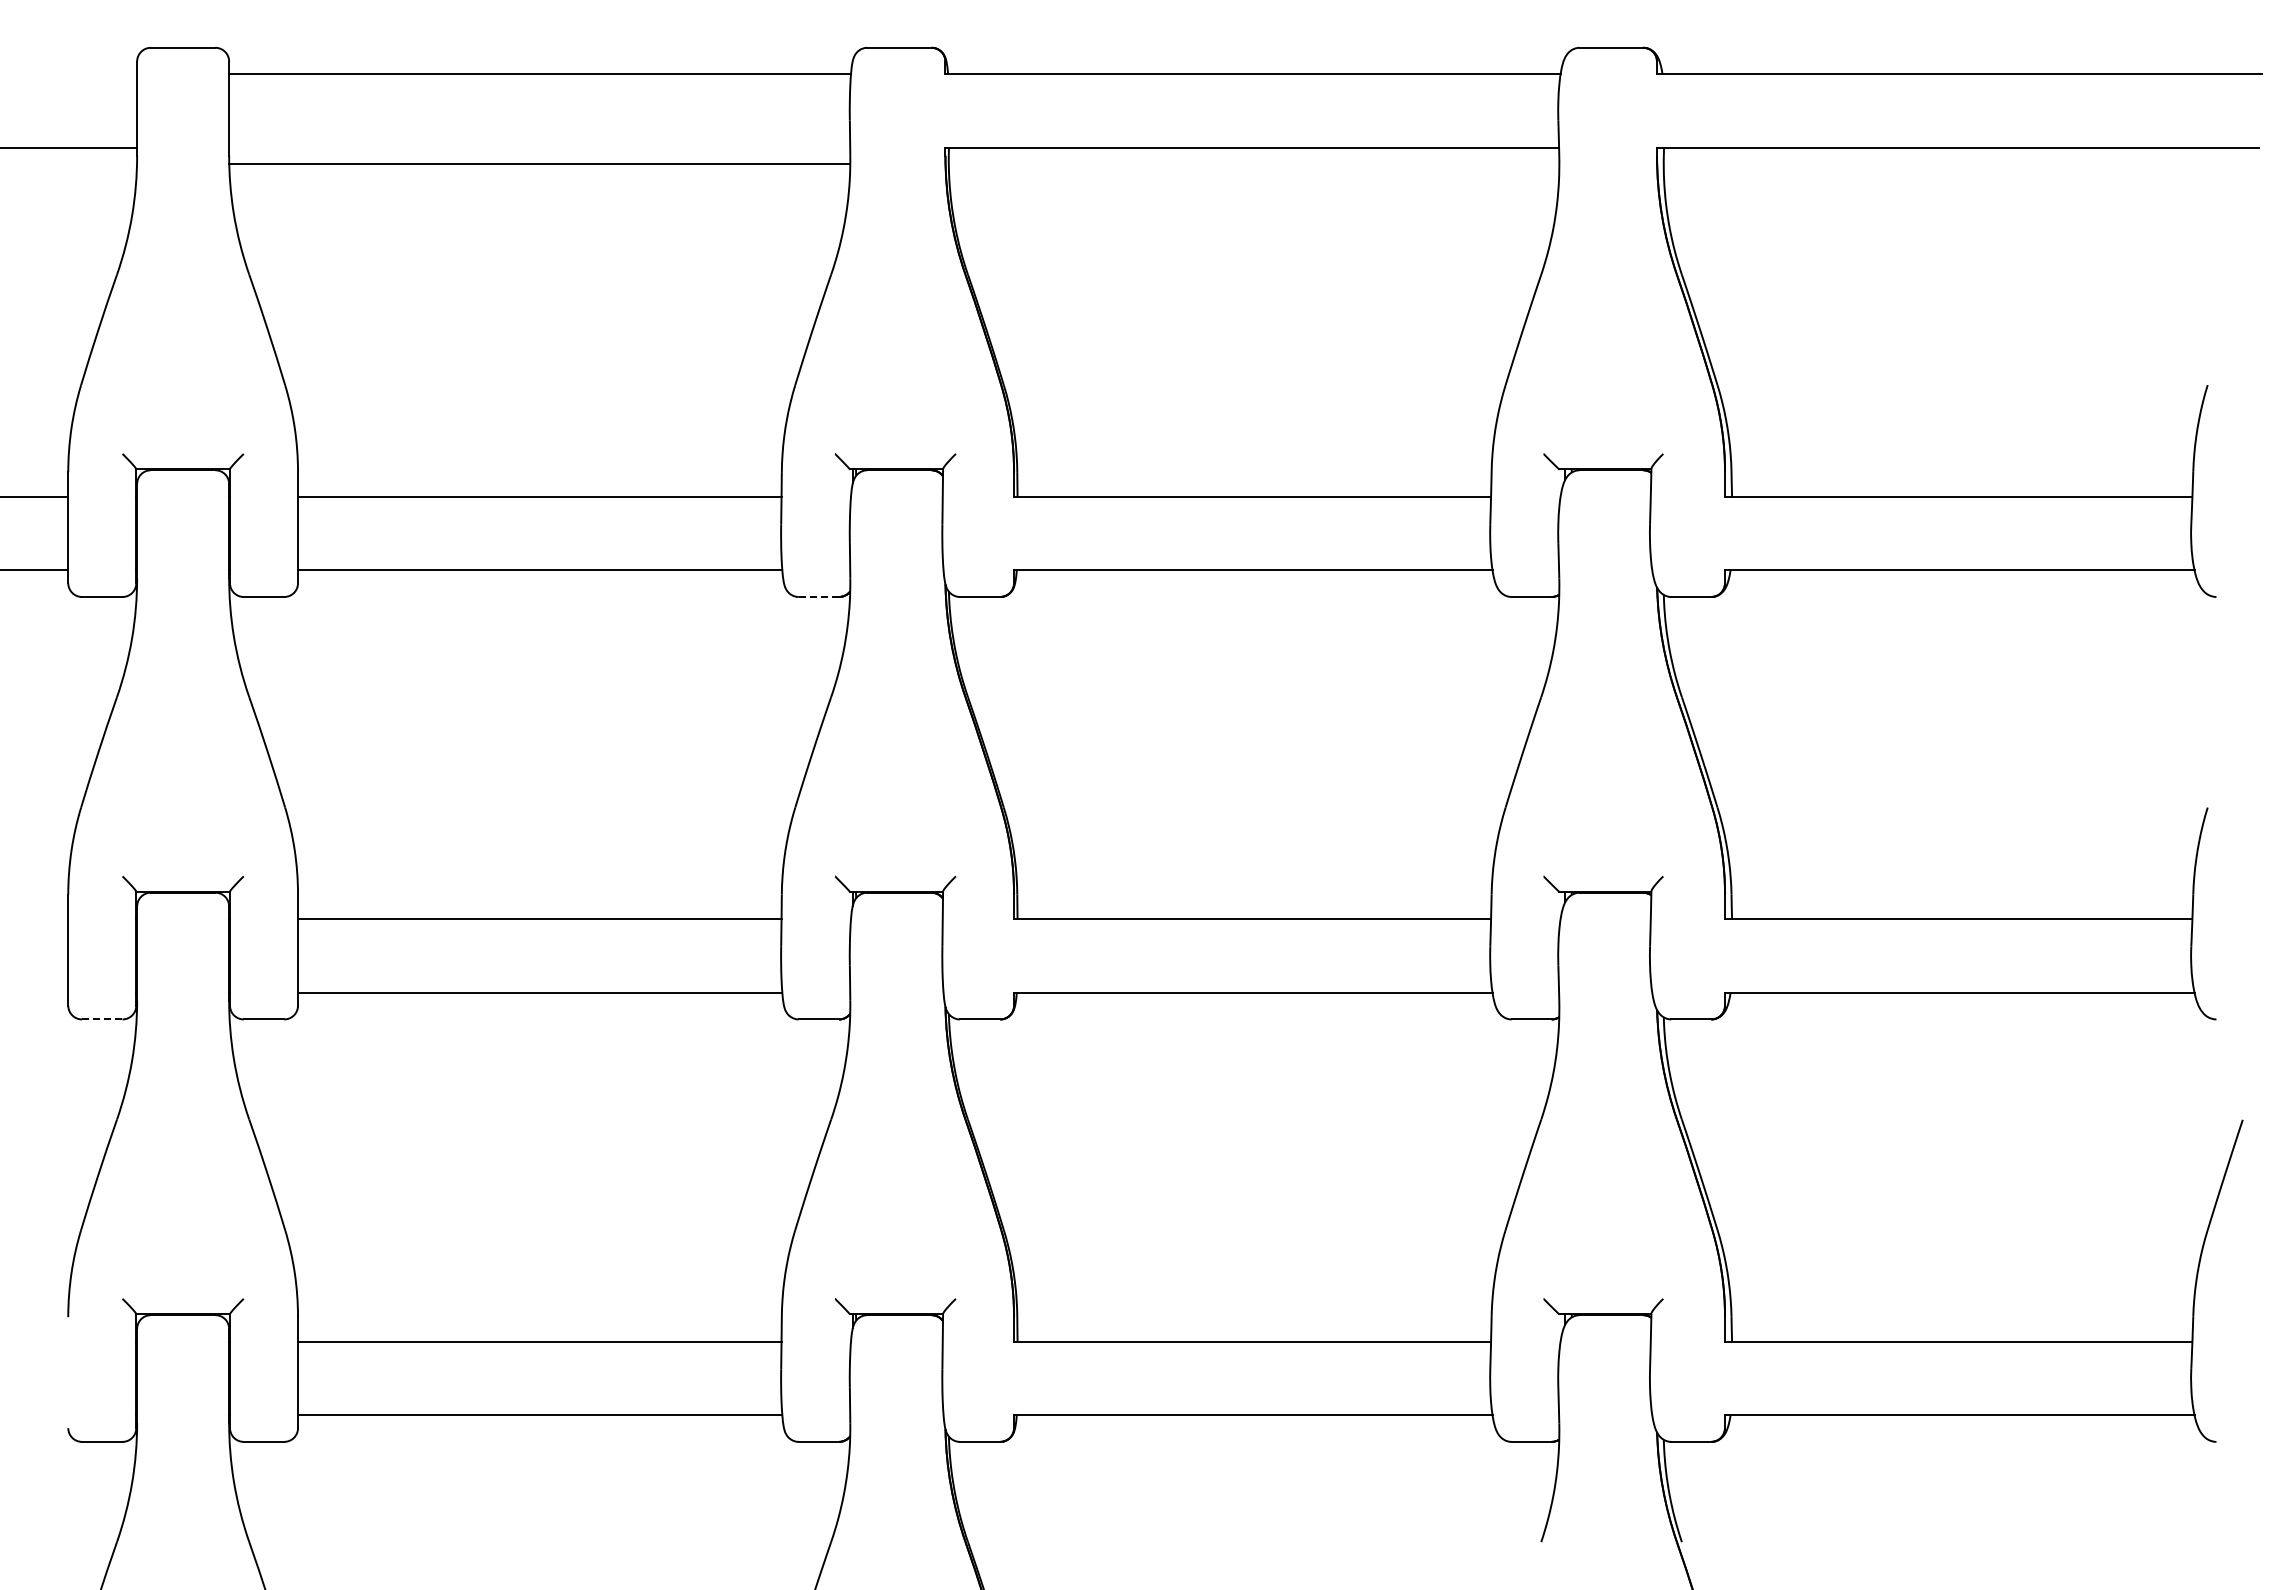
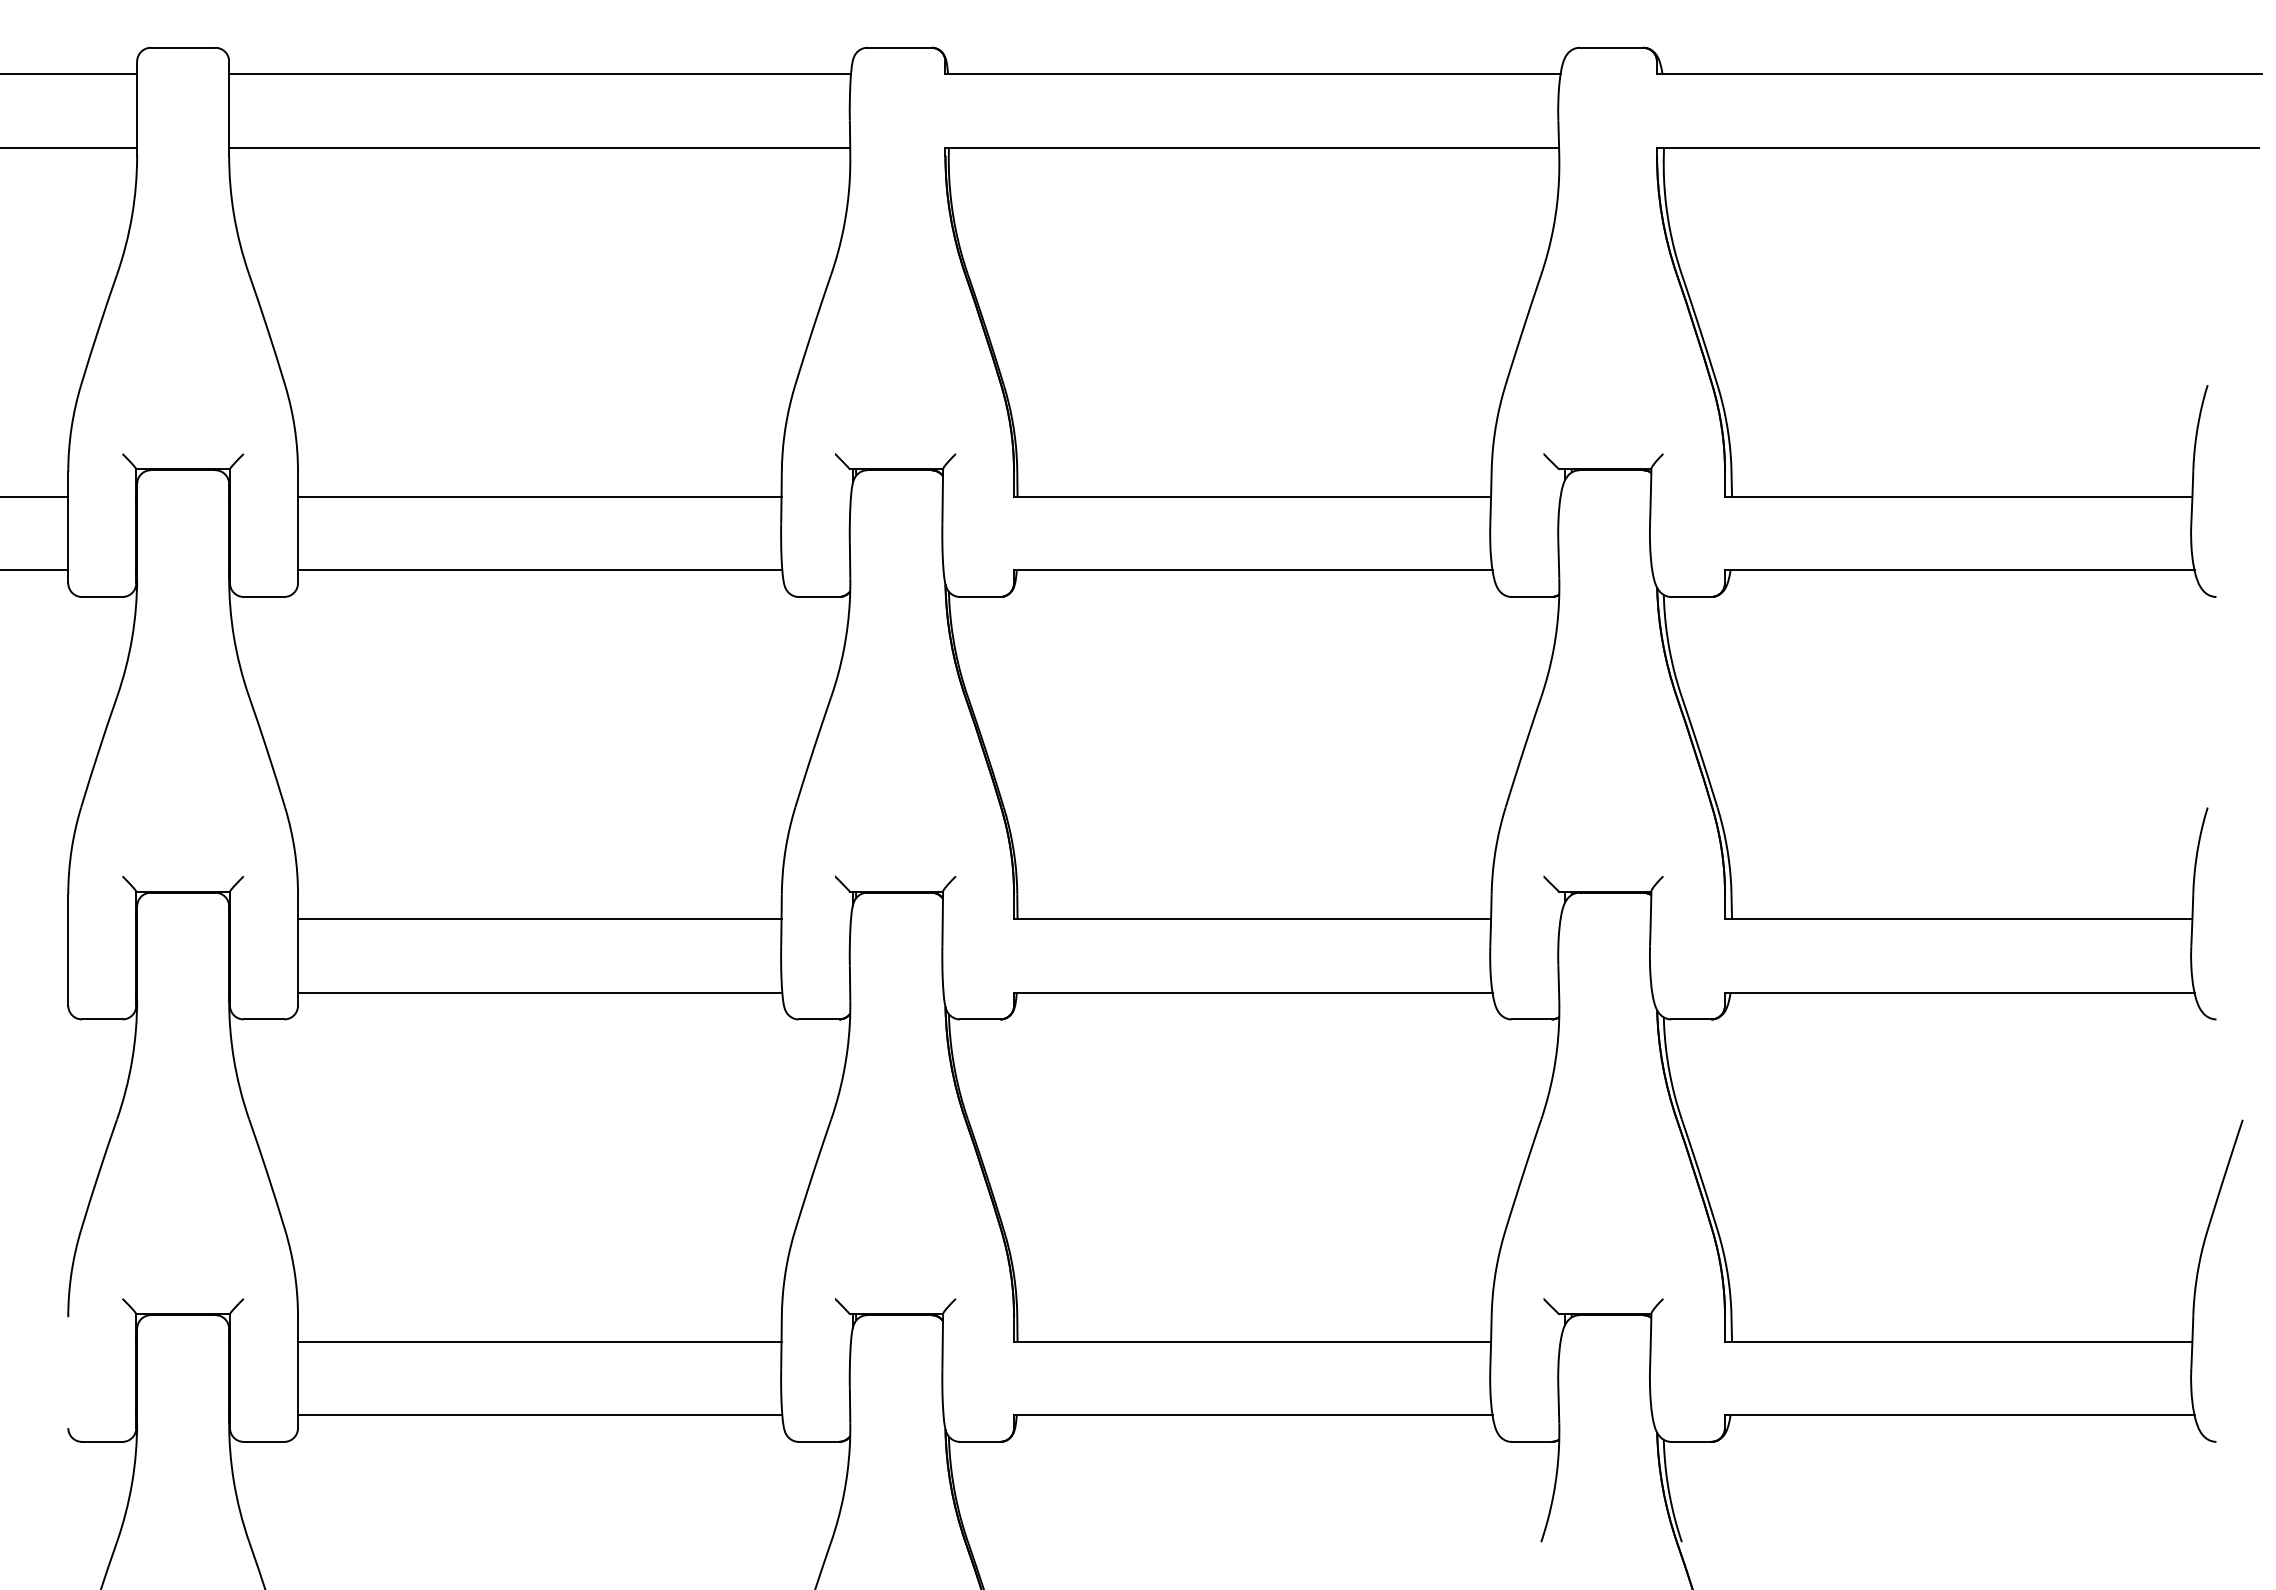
line: none -> present (69, 74)
line position: (539, 163) -> (539, 147) (539, 147)
line: dashed -> solid (819, 597)
line: dashed -> solid (102, 1019)
